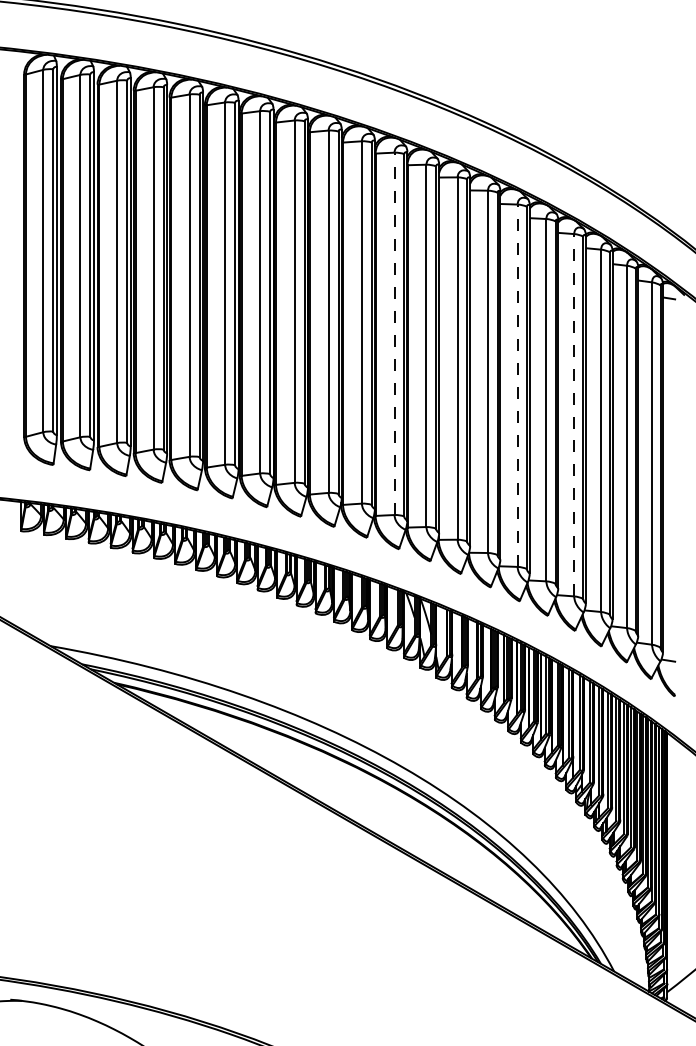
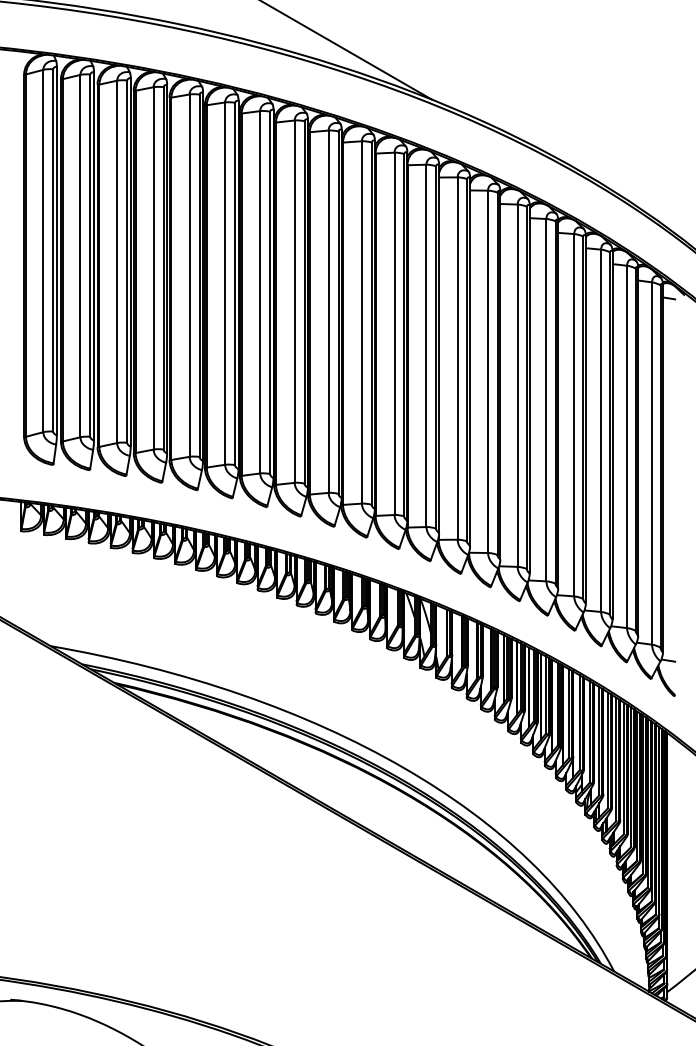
line: none -> present (347, 50)
line: dashed -> solid (394, 333)
line: dashed -> solid (517, 385)
line: dashed -> solid (574, 414)
